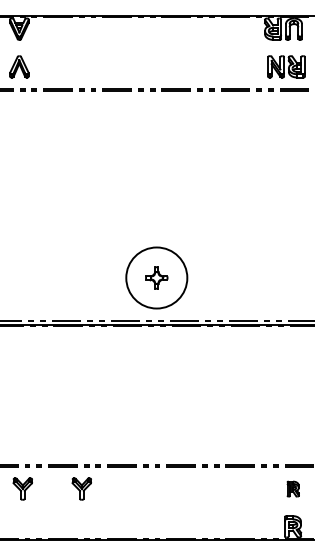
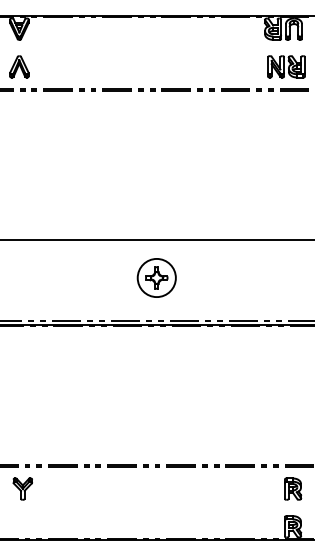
line: none -> present (156, 239)
circle diameter: 61 px -> 38 px (156, 277)
part: present -> none (81, 488)
part size: 14x18 px -> 19x24 px (293, 488)
